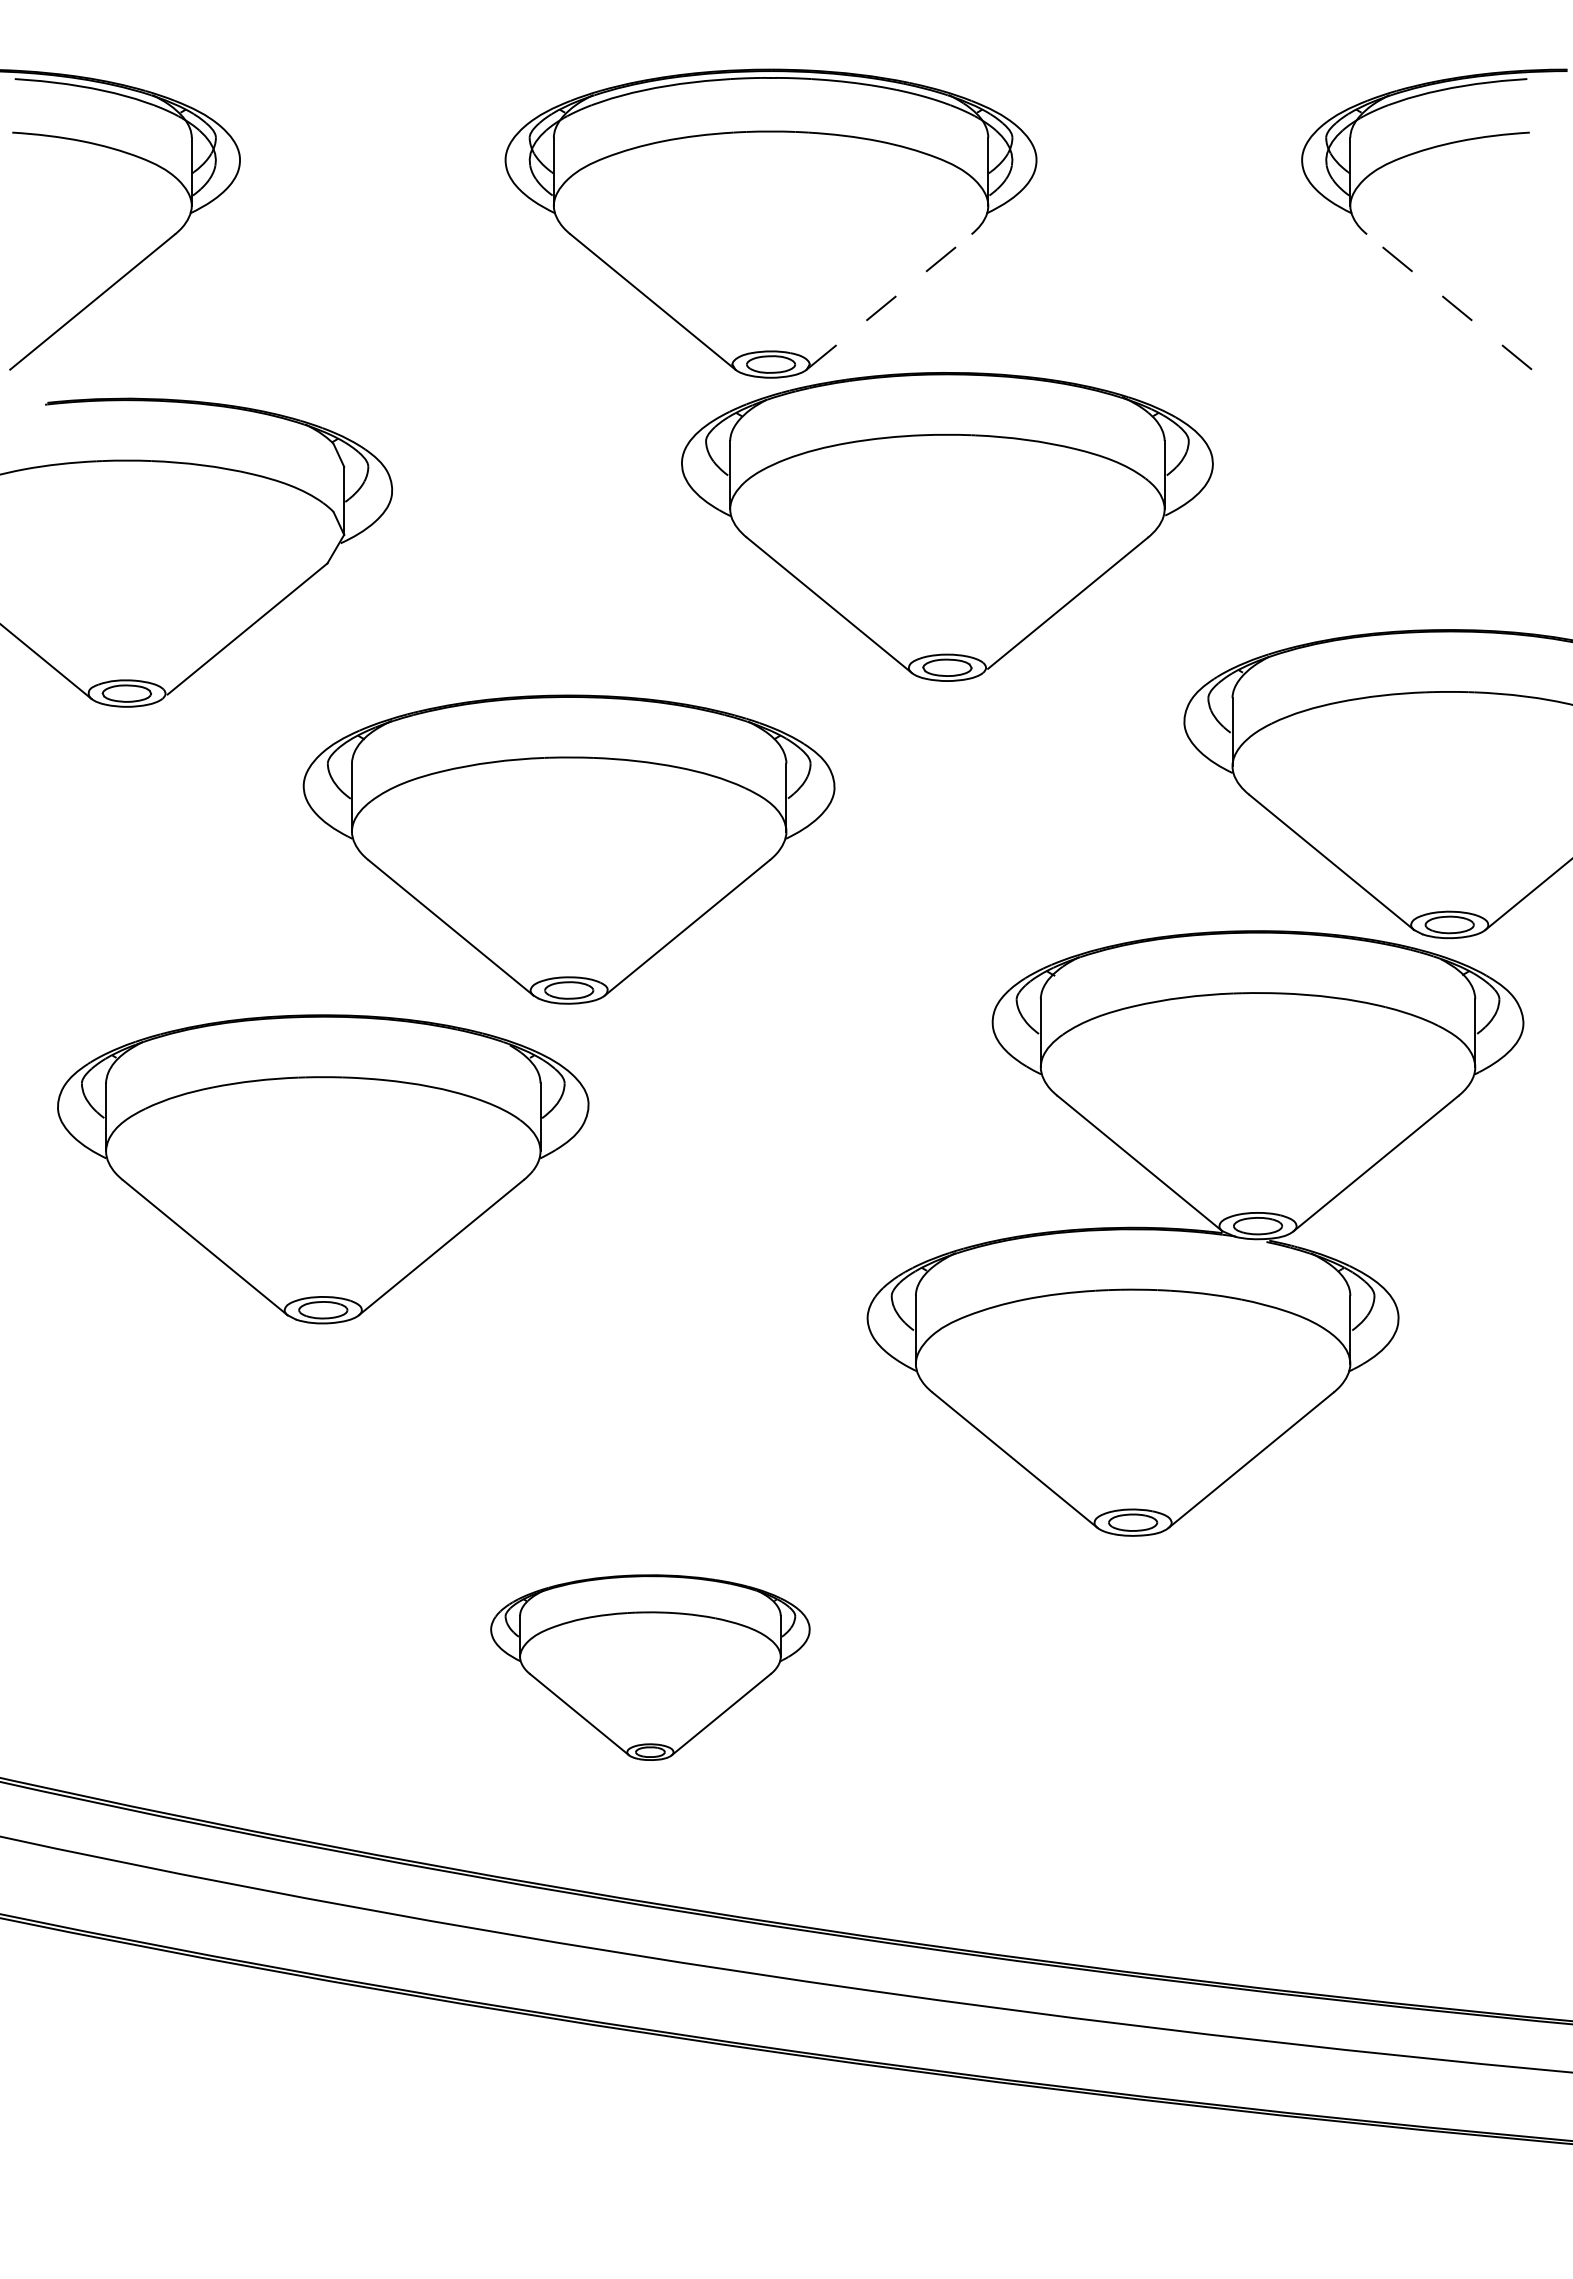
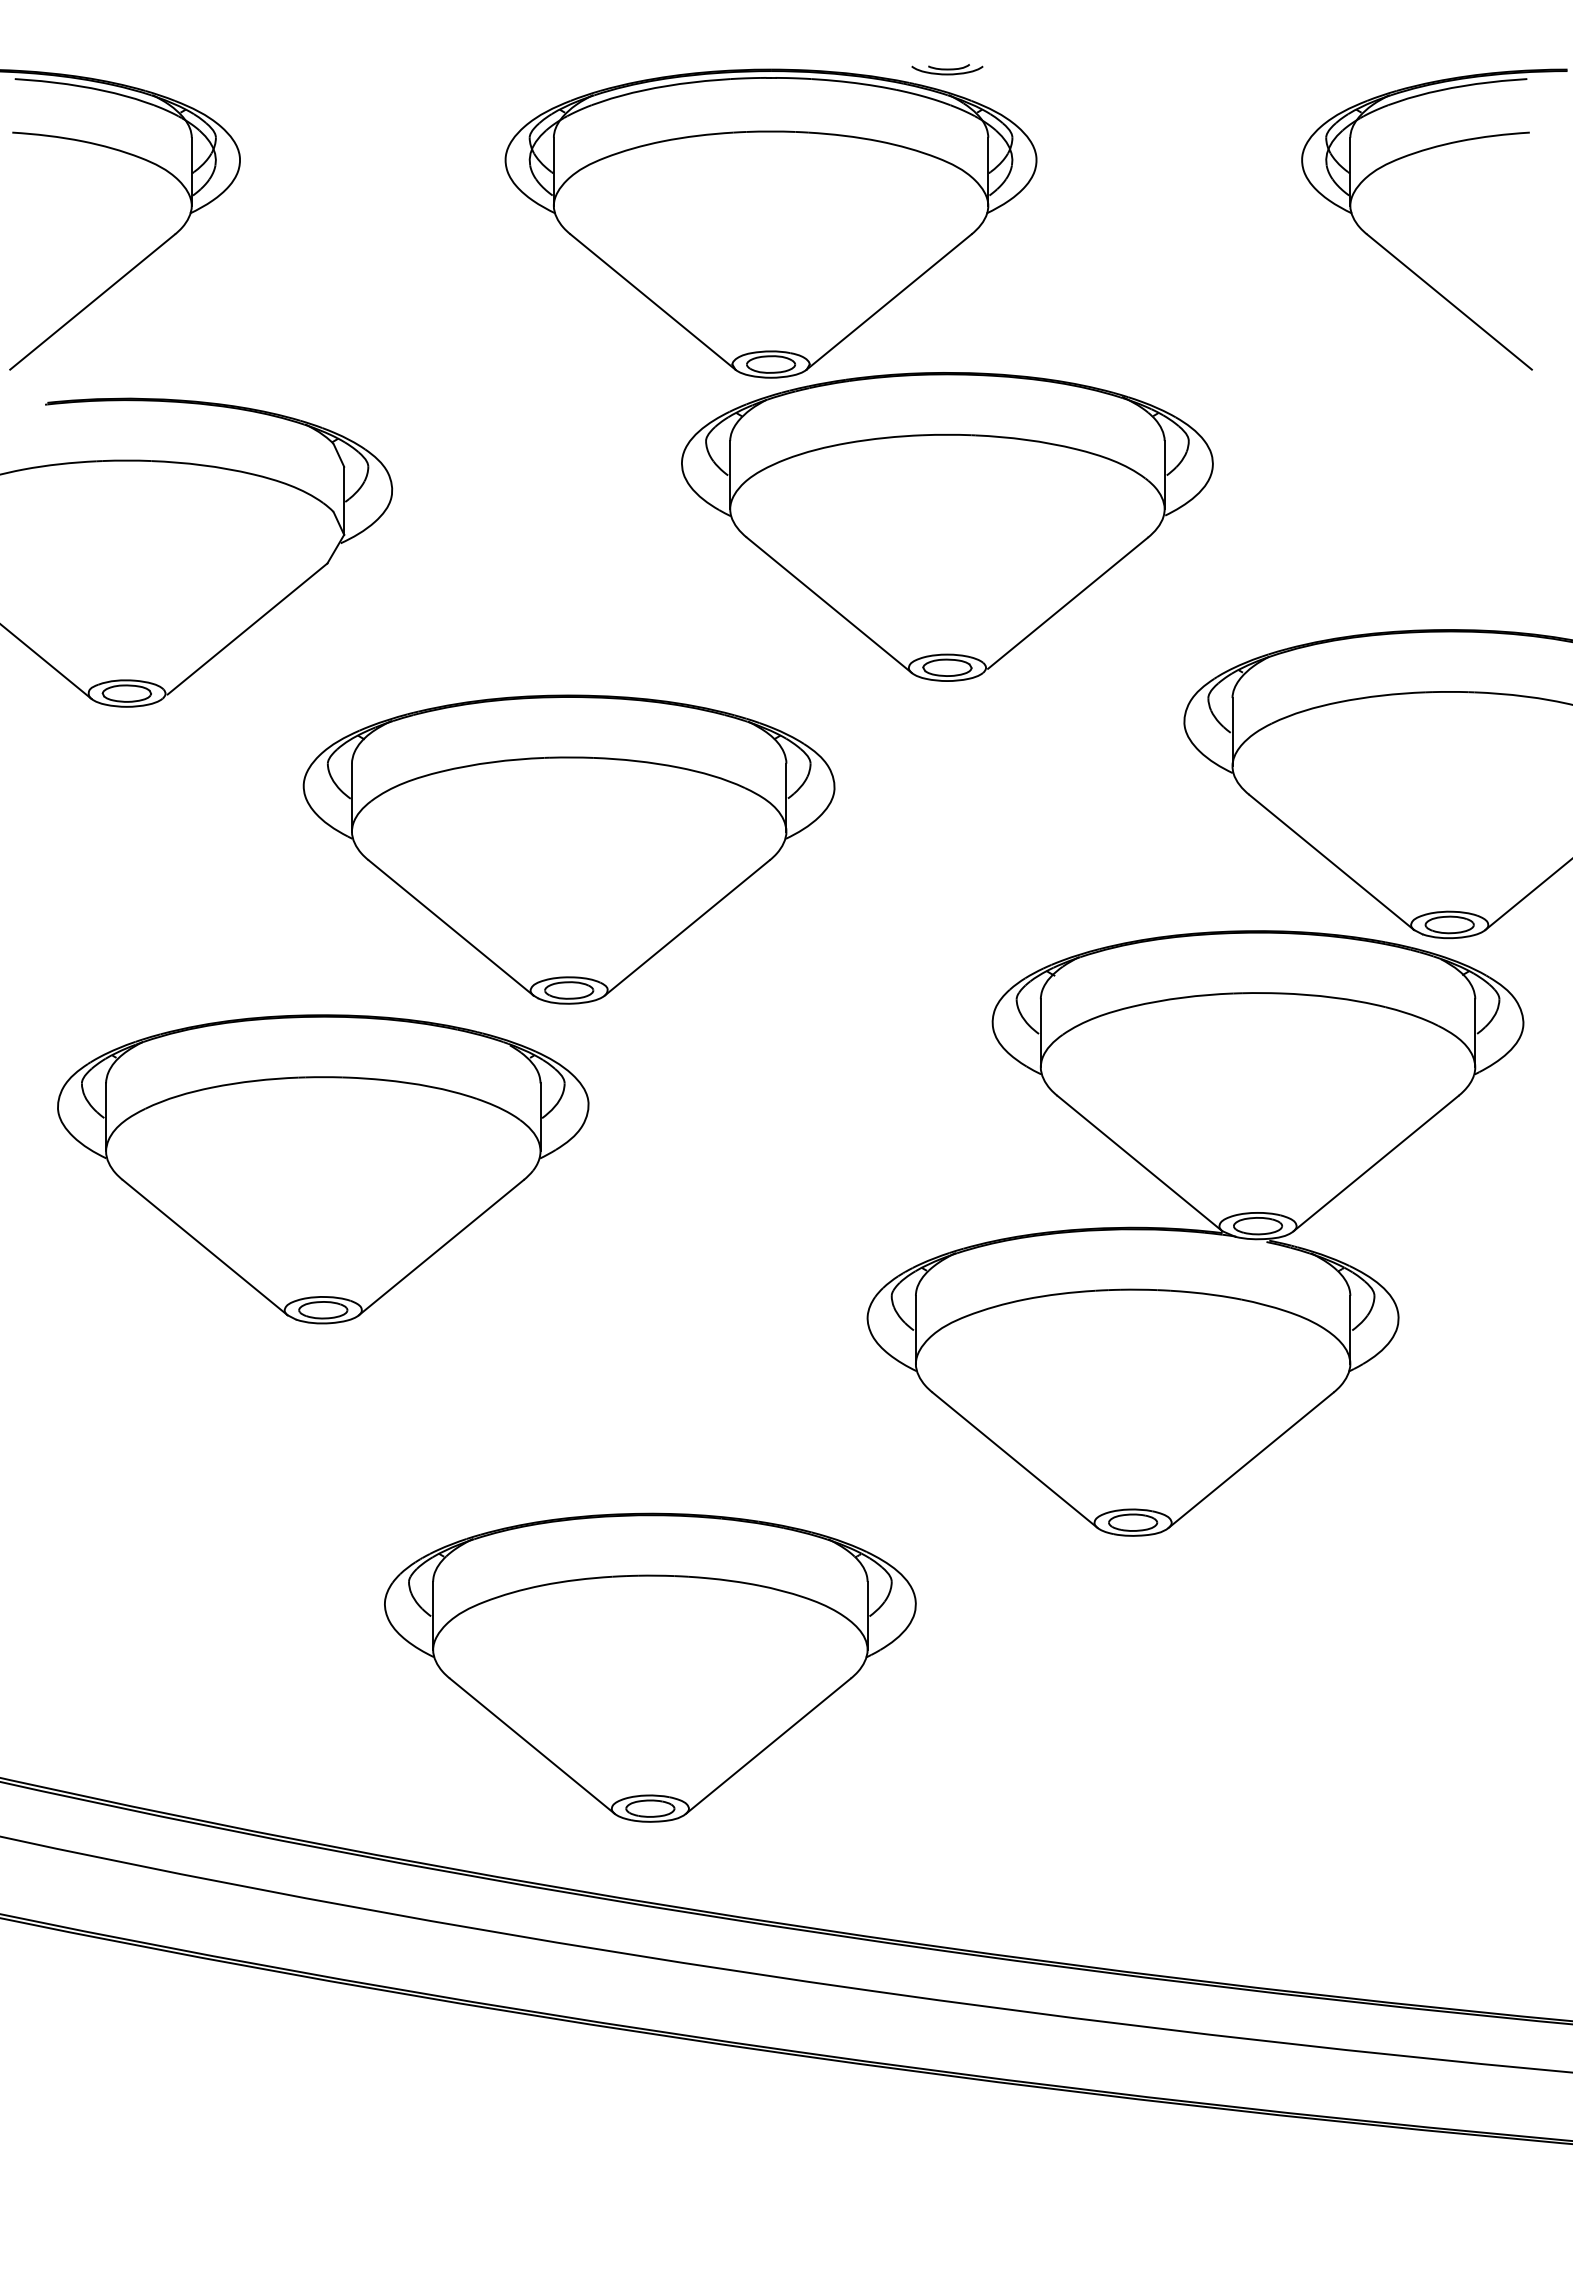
part: none -> present (947, 69)
line: dashed -> solid (889, 302)
line: dashed -> solid (1449, 302)
part size: 321x187 px -> 533x311 px (650, 1667)
